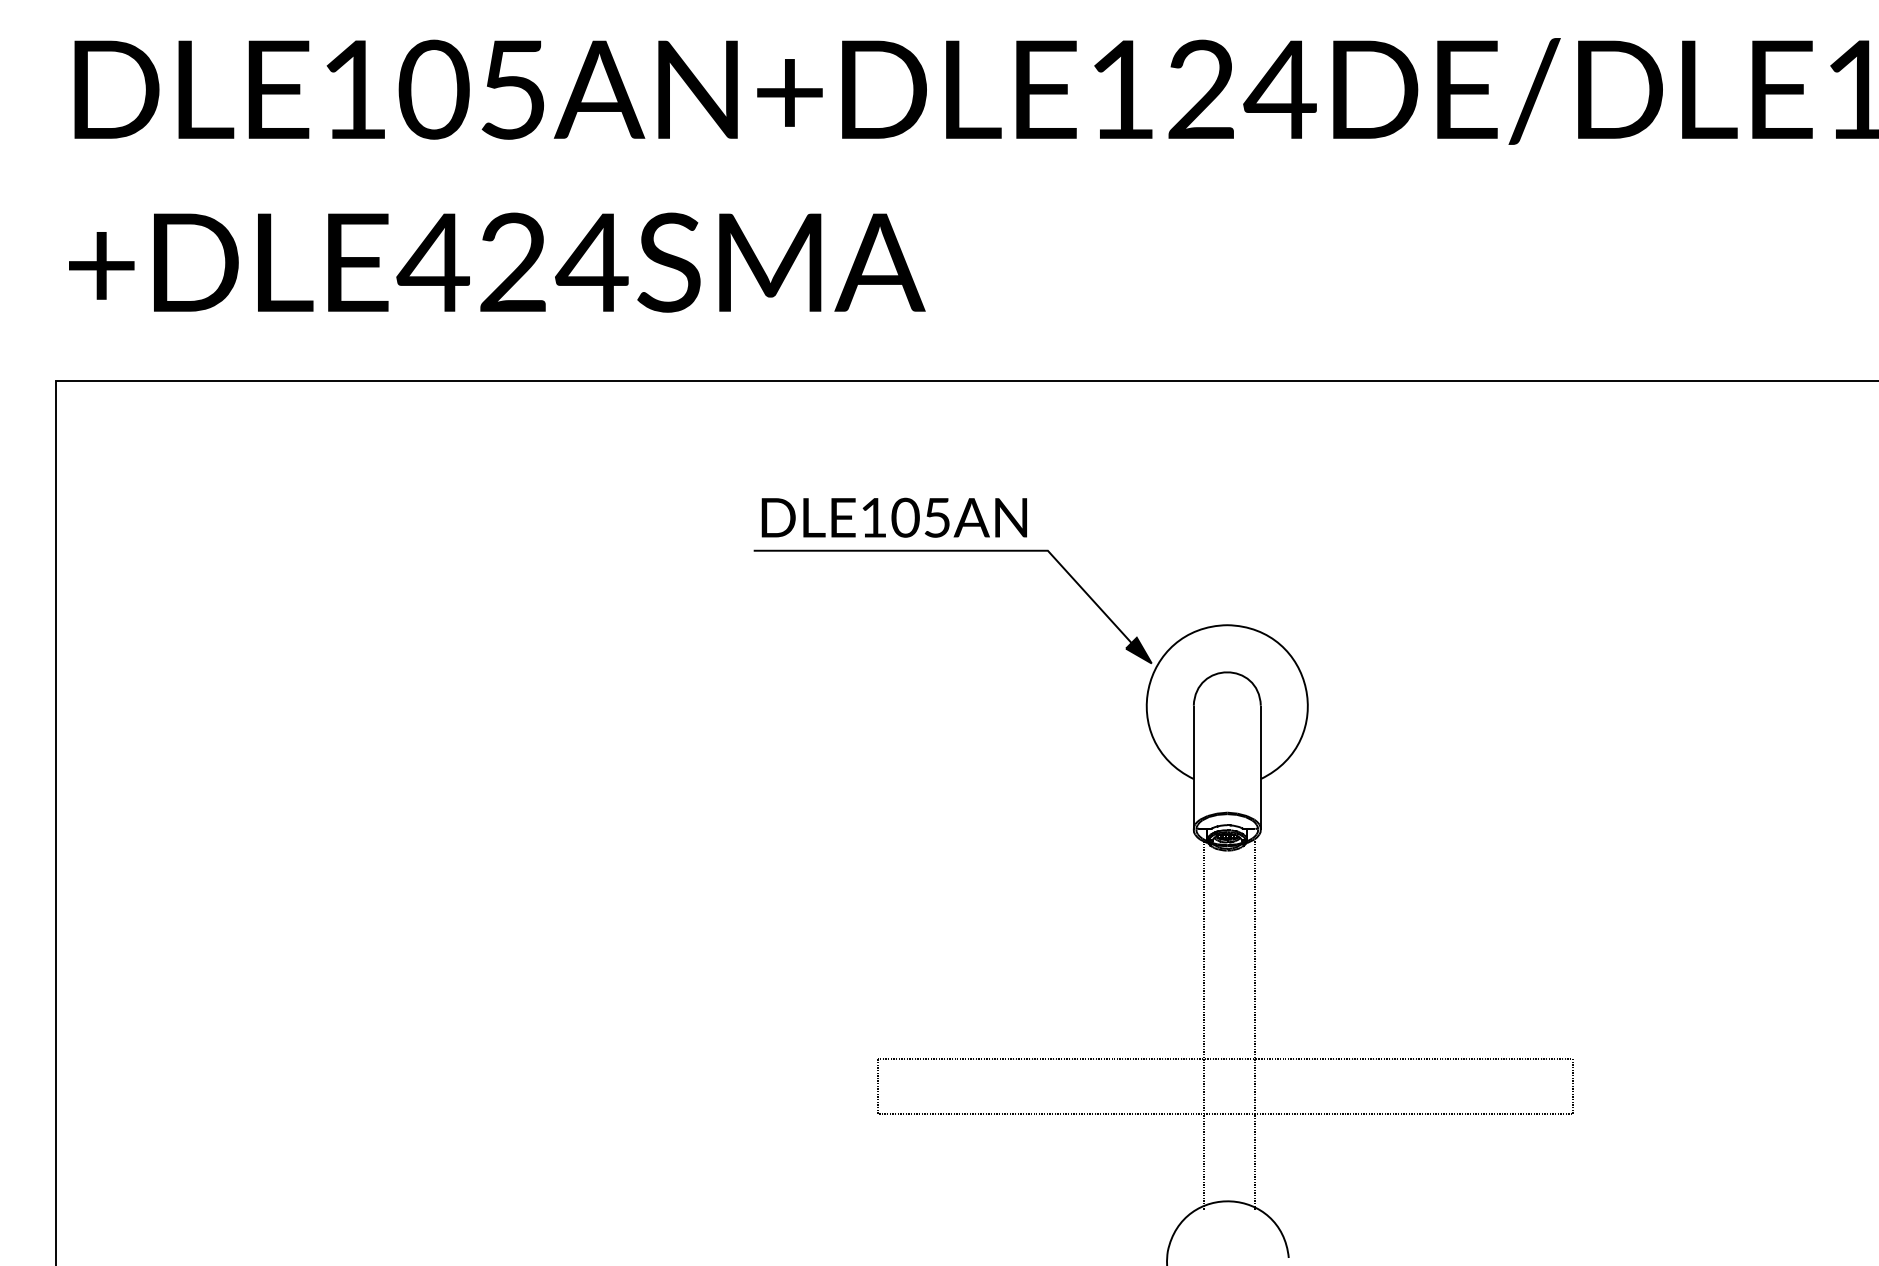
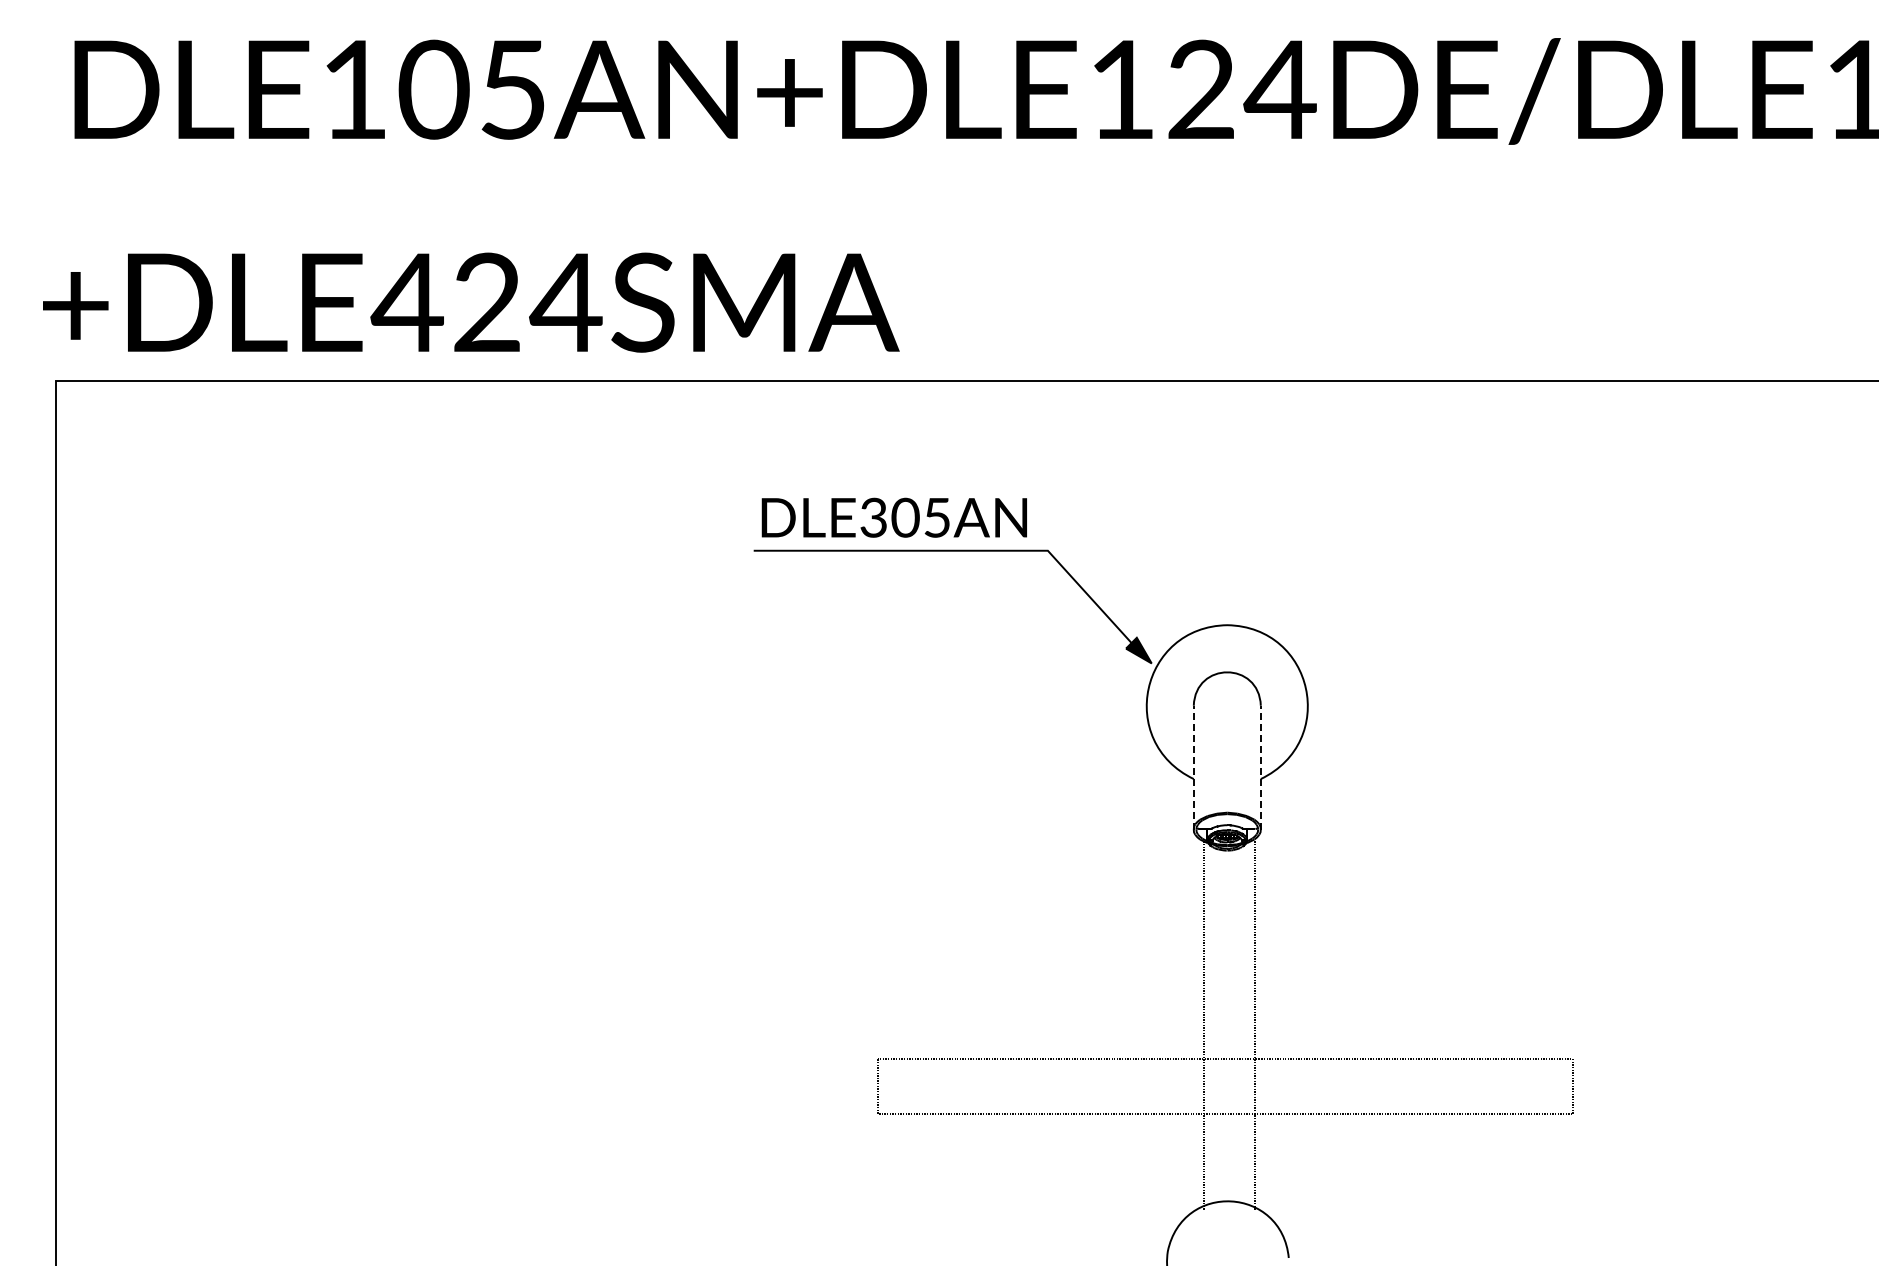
text position: (497, 262) -> (471, 302) (471, 302)
text: DLE105AN -> DLE305AN (873, 517)
line: solid -> dashed (1193, 767)
line: solid -> dashed (1260, 767)
